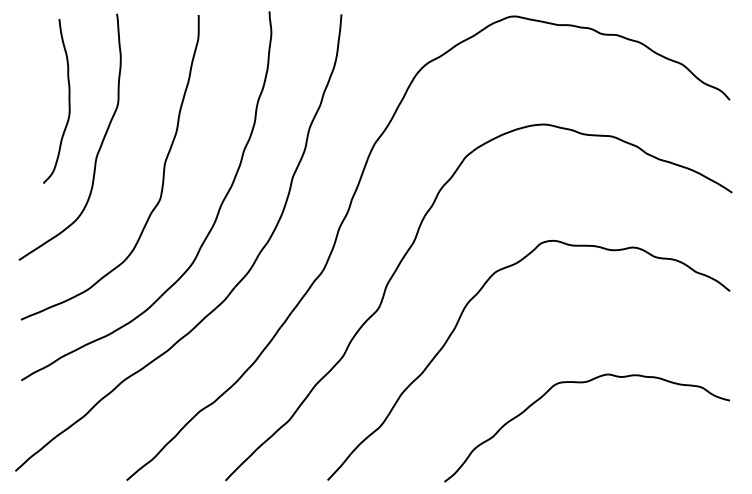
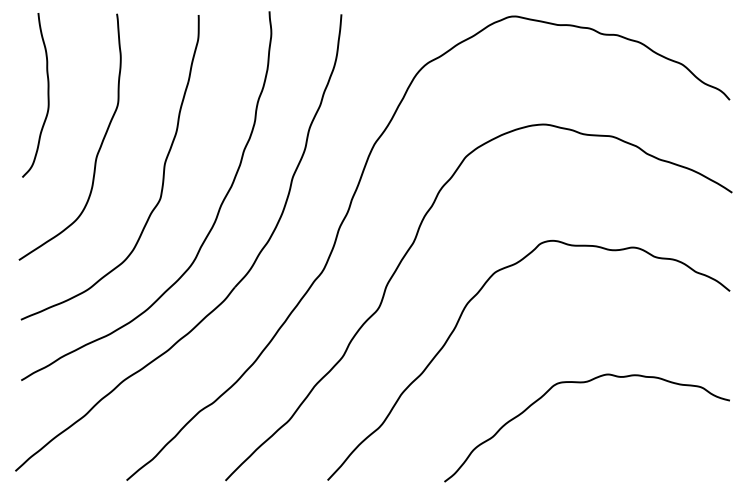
curve position: (68, 101) -> (47, 95) (47, 95)
